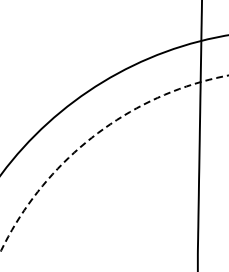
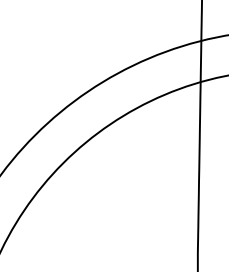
circle: dashed -> solid (114, 164)
